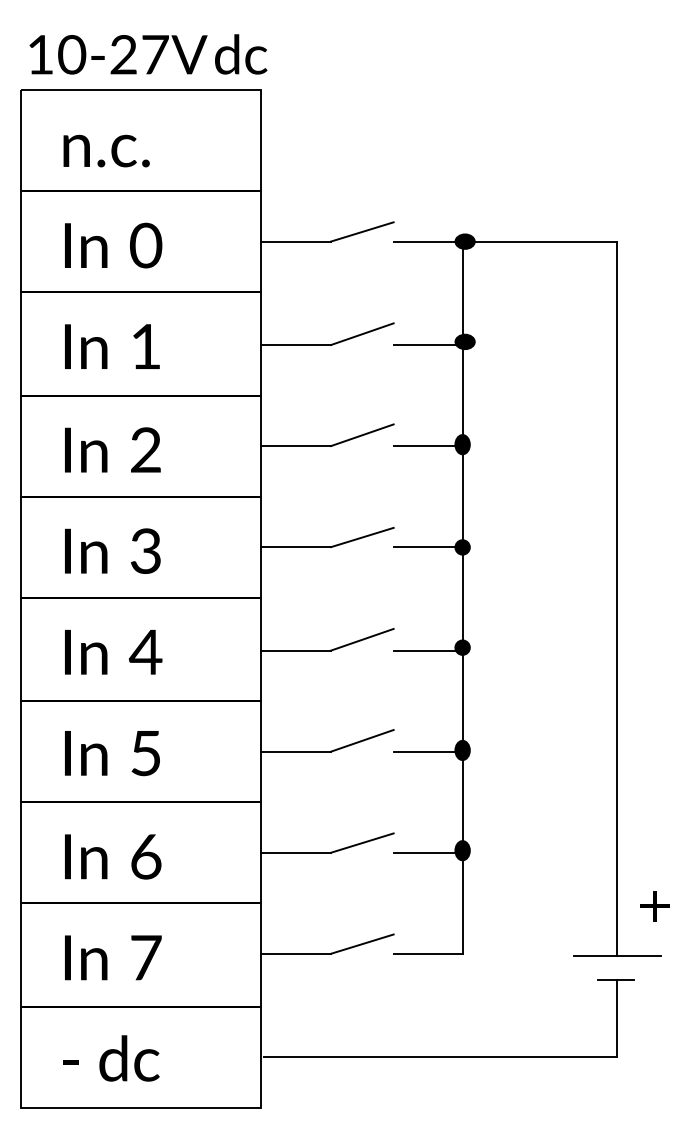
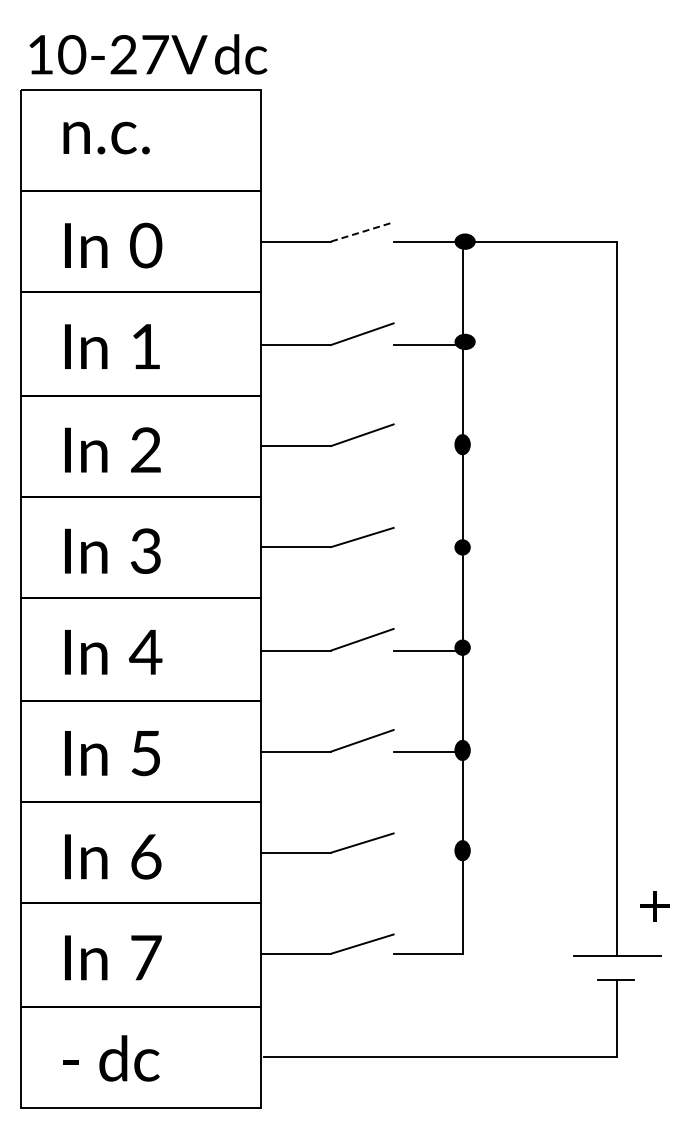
text position: (106, 150) -> (106, 137) (106, 137)
line: solid -> dashed (362, 231)
line: present -> none (428, 446)
line: present -> none (428, 547)
line: present -> none (428, 852)
